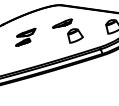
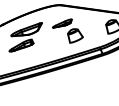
part size: 22x20 px -> 35x31 px (25, 37)
